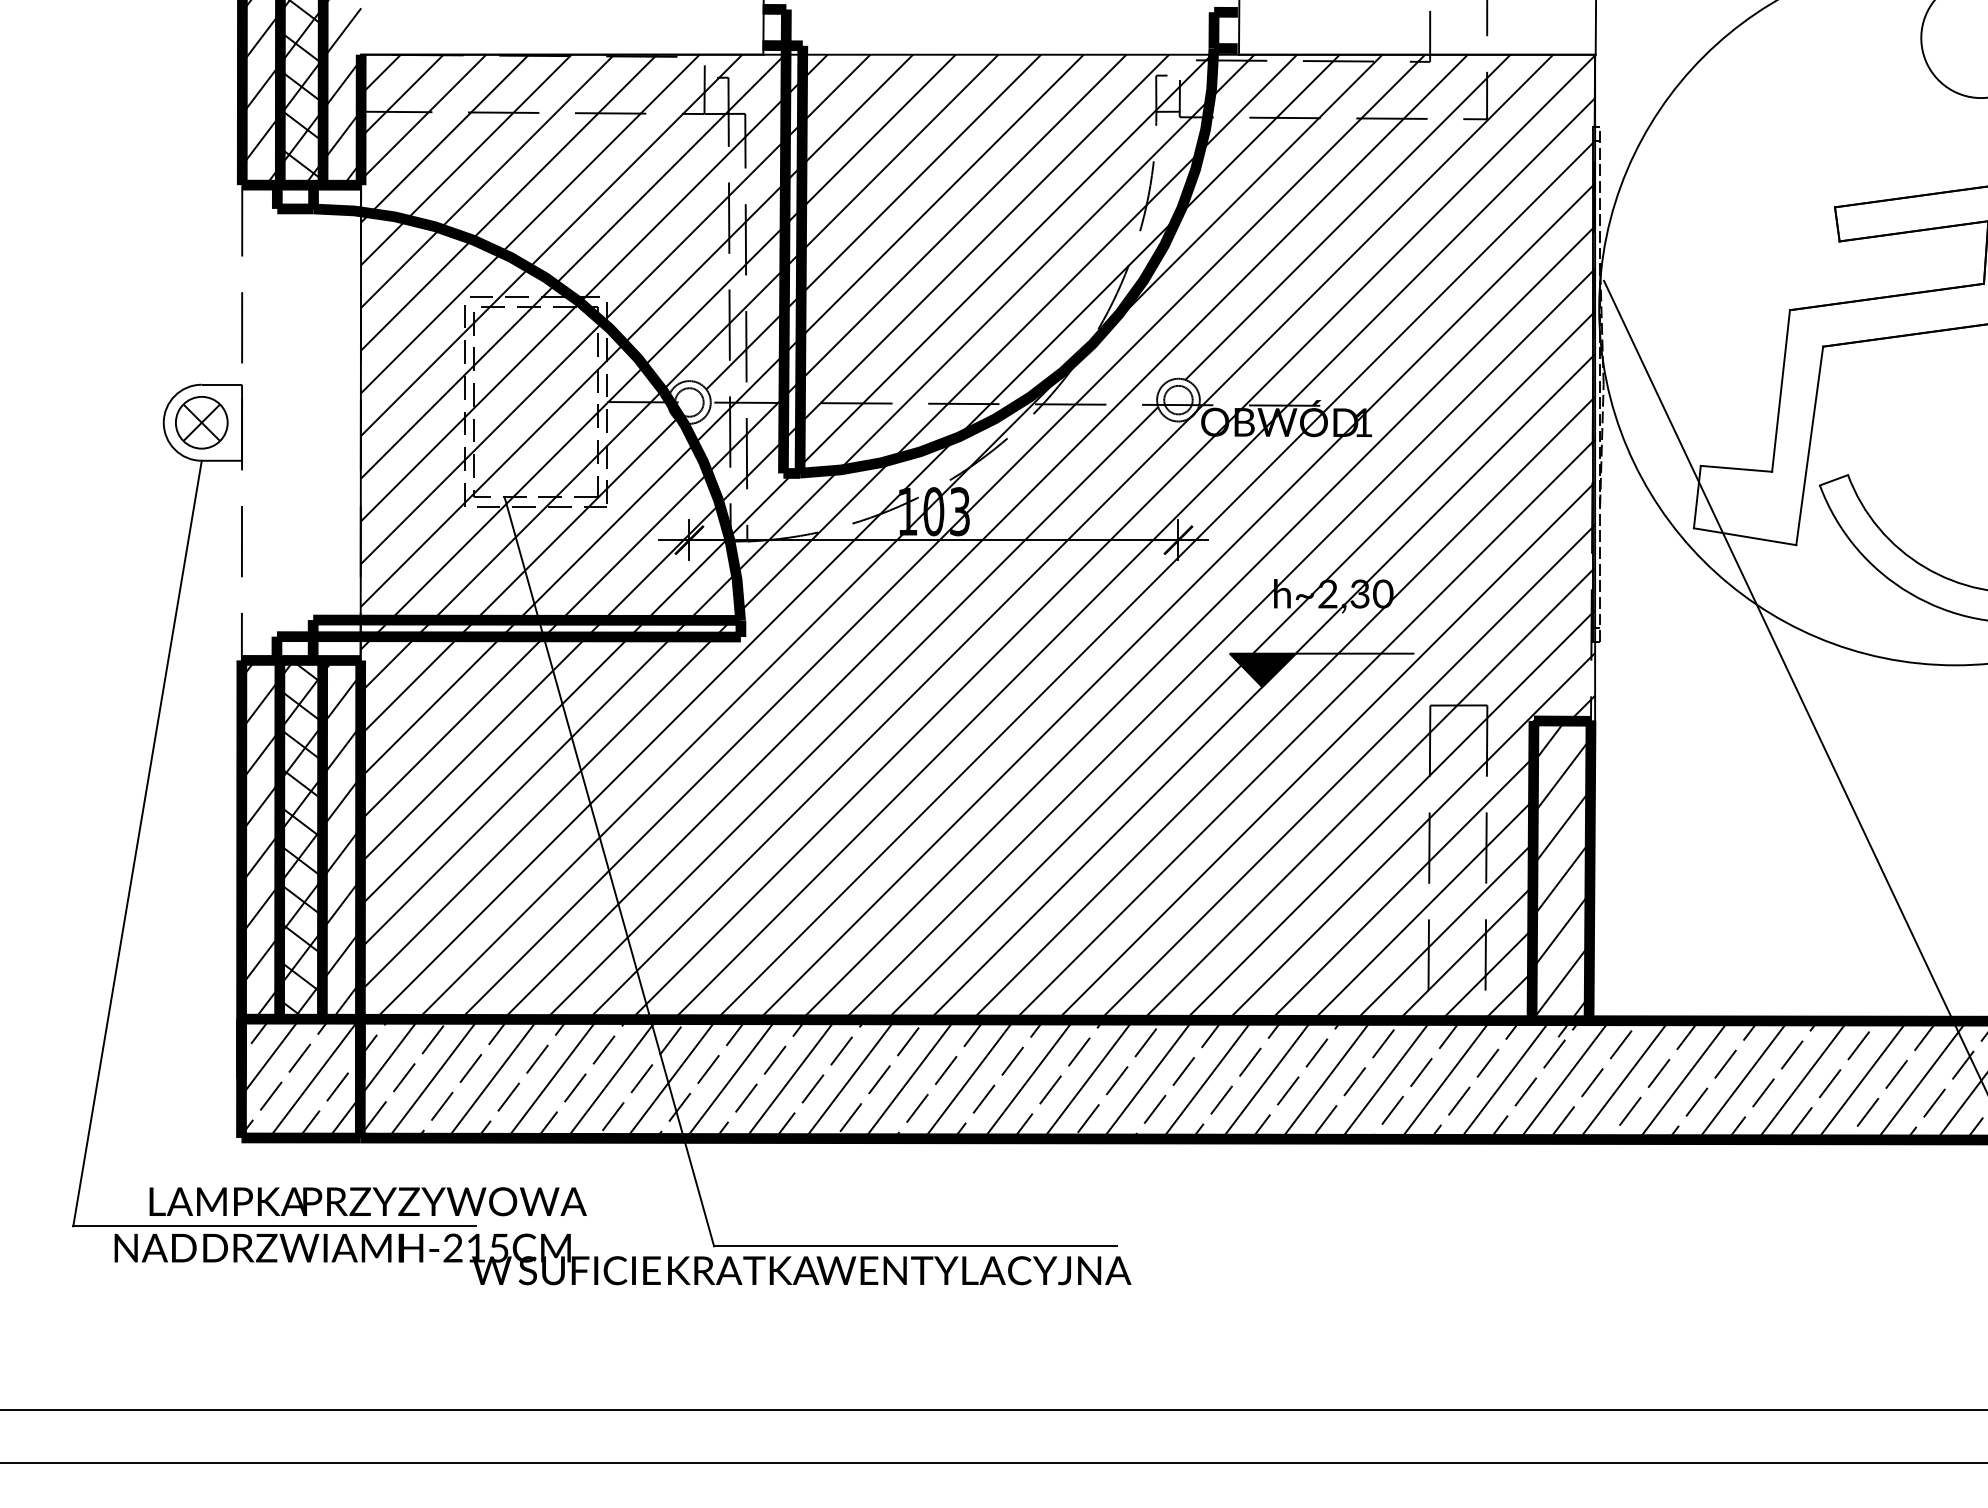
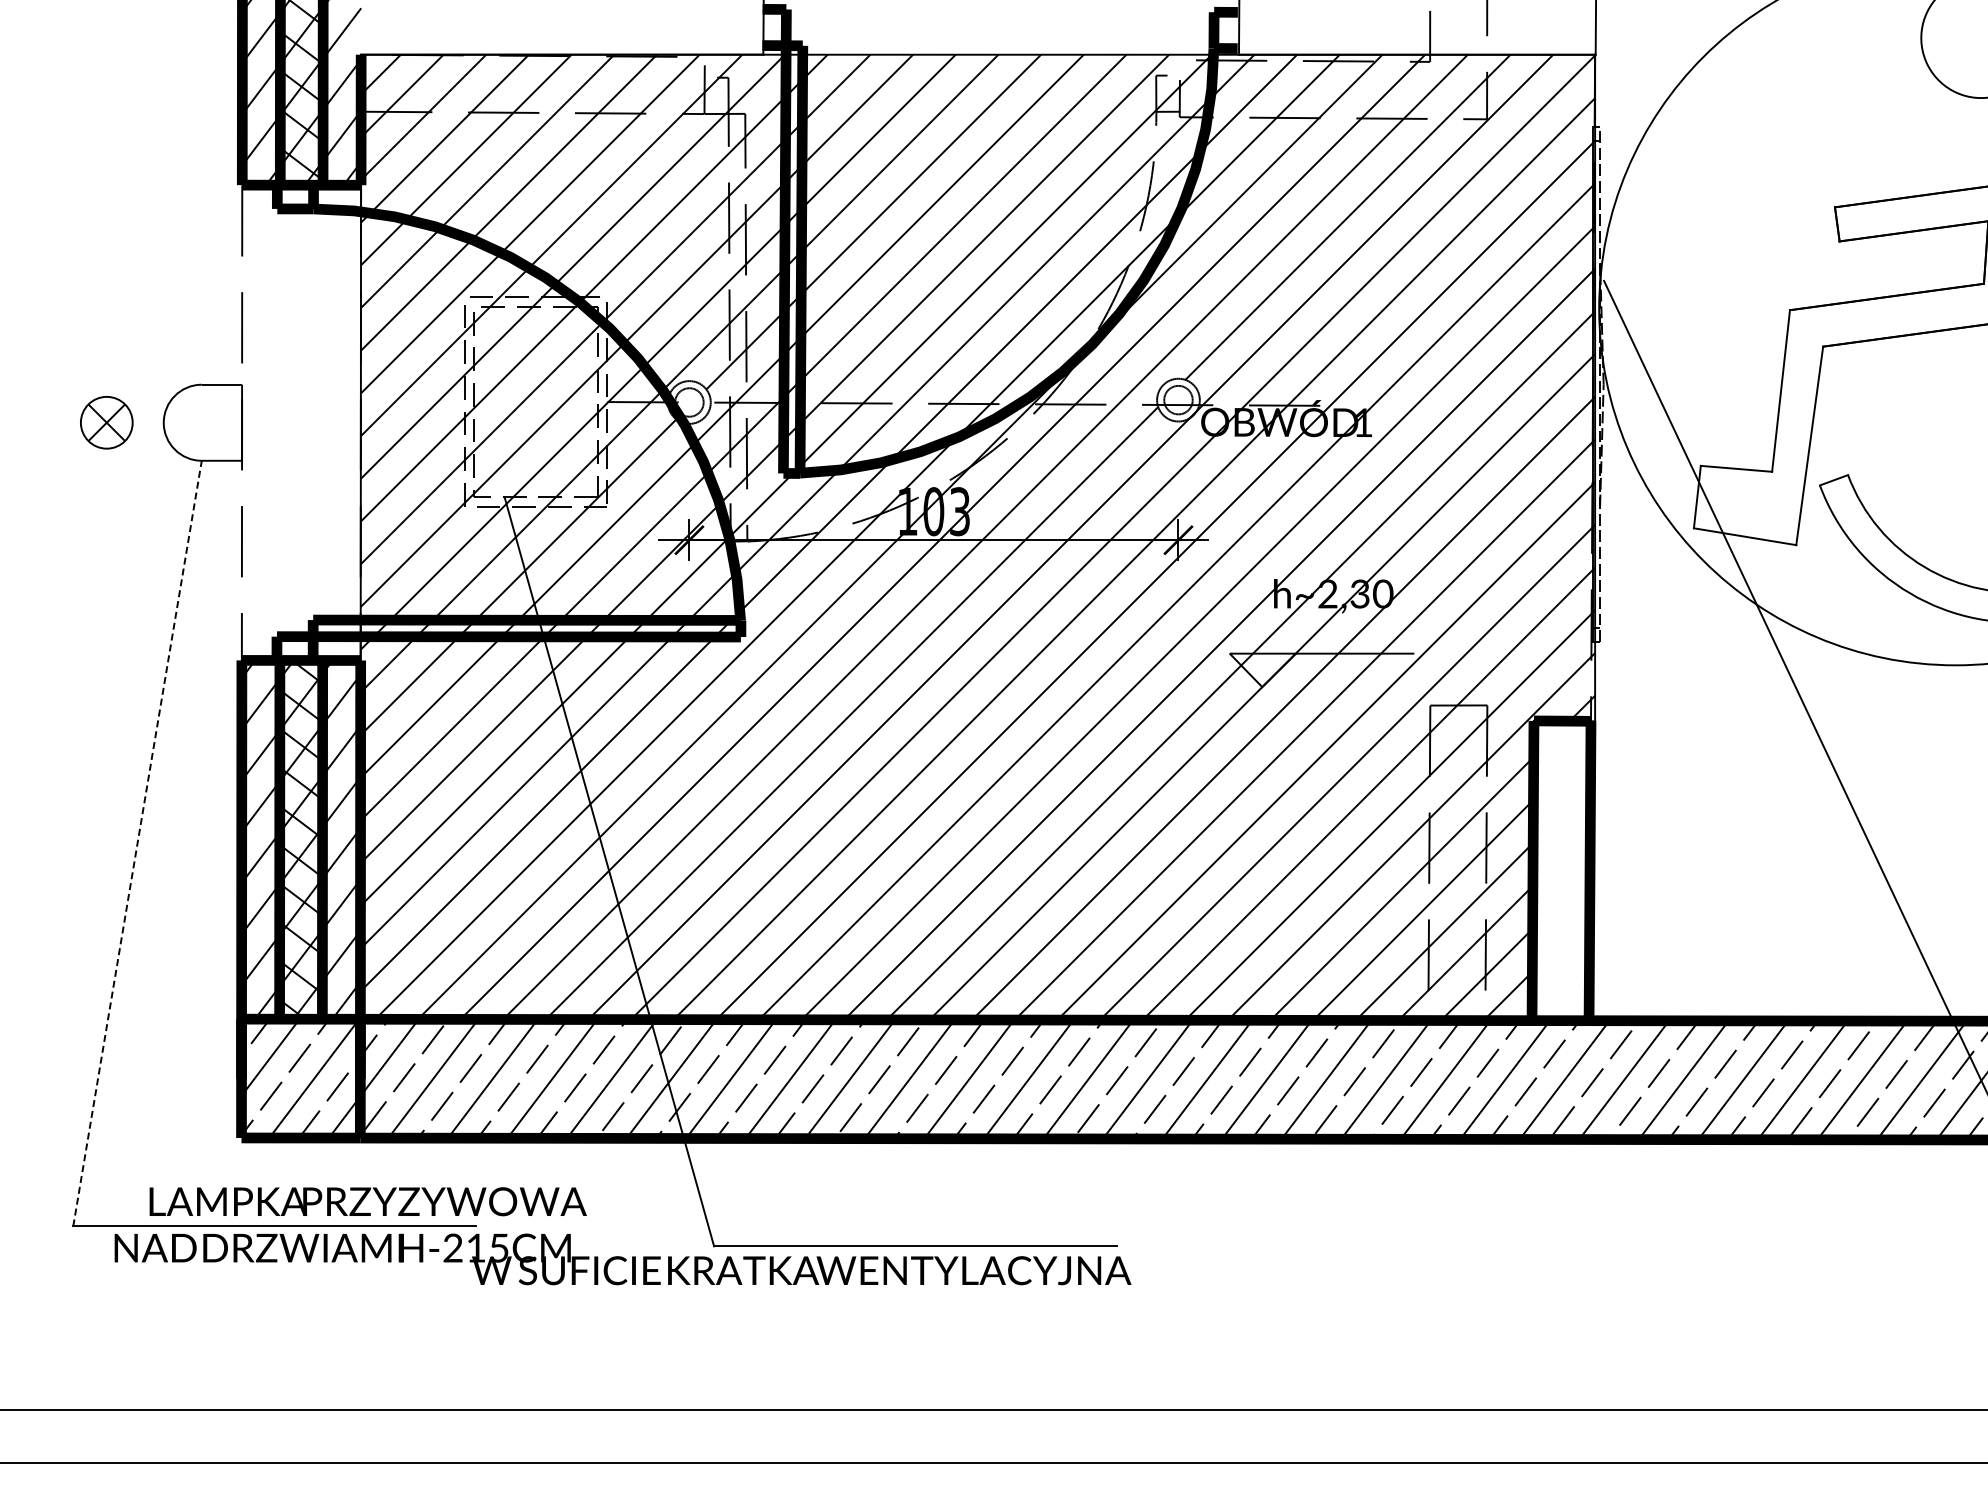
part position: (201, 422) -> (106, 422) (106, 422)
fill: present -> none (1262, 670)
line: solid -> dashed (137, 843)
hatch: present -> none (1561, 879)
